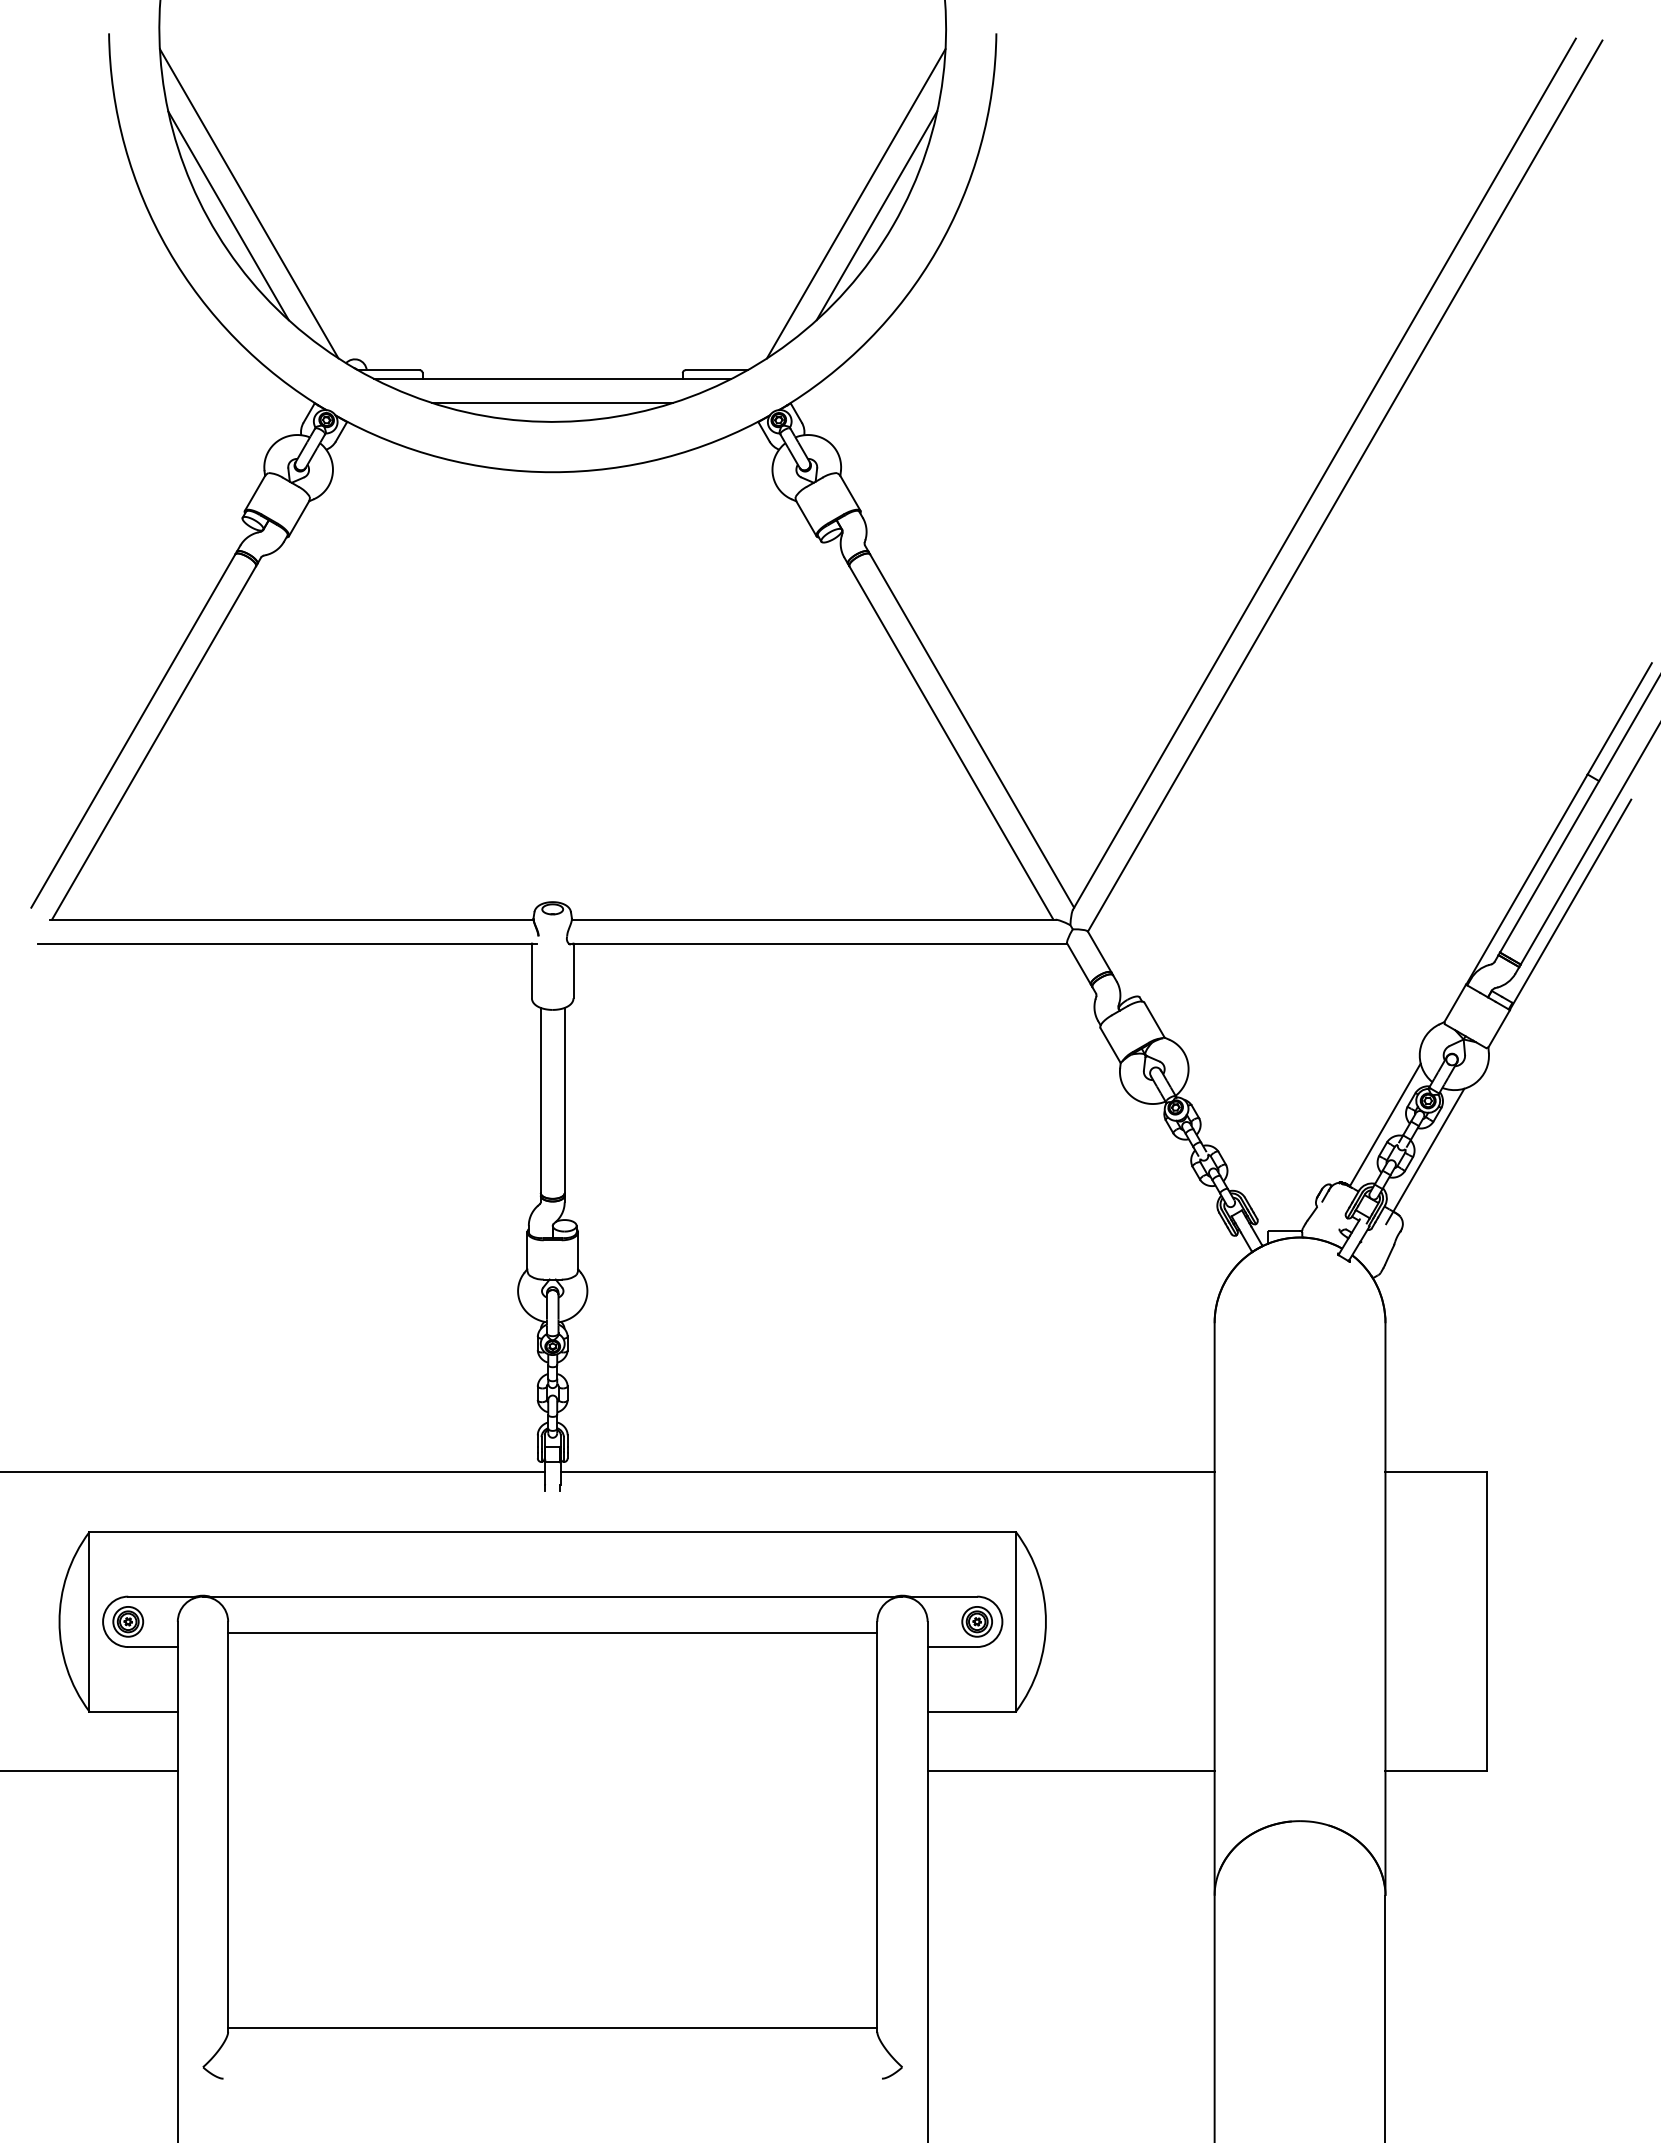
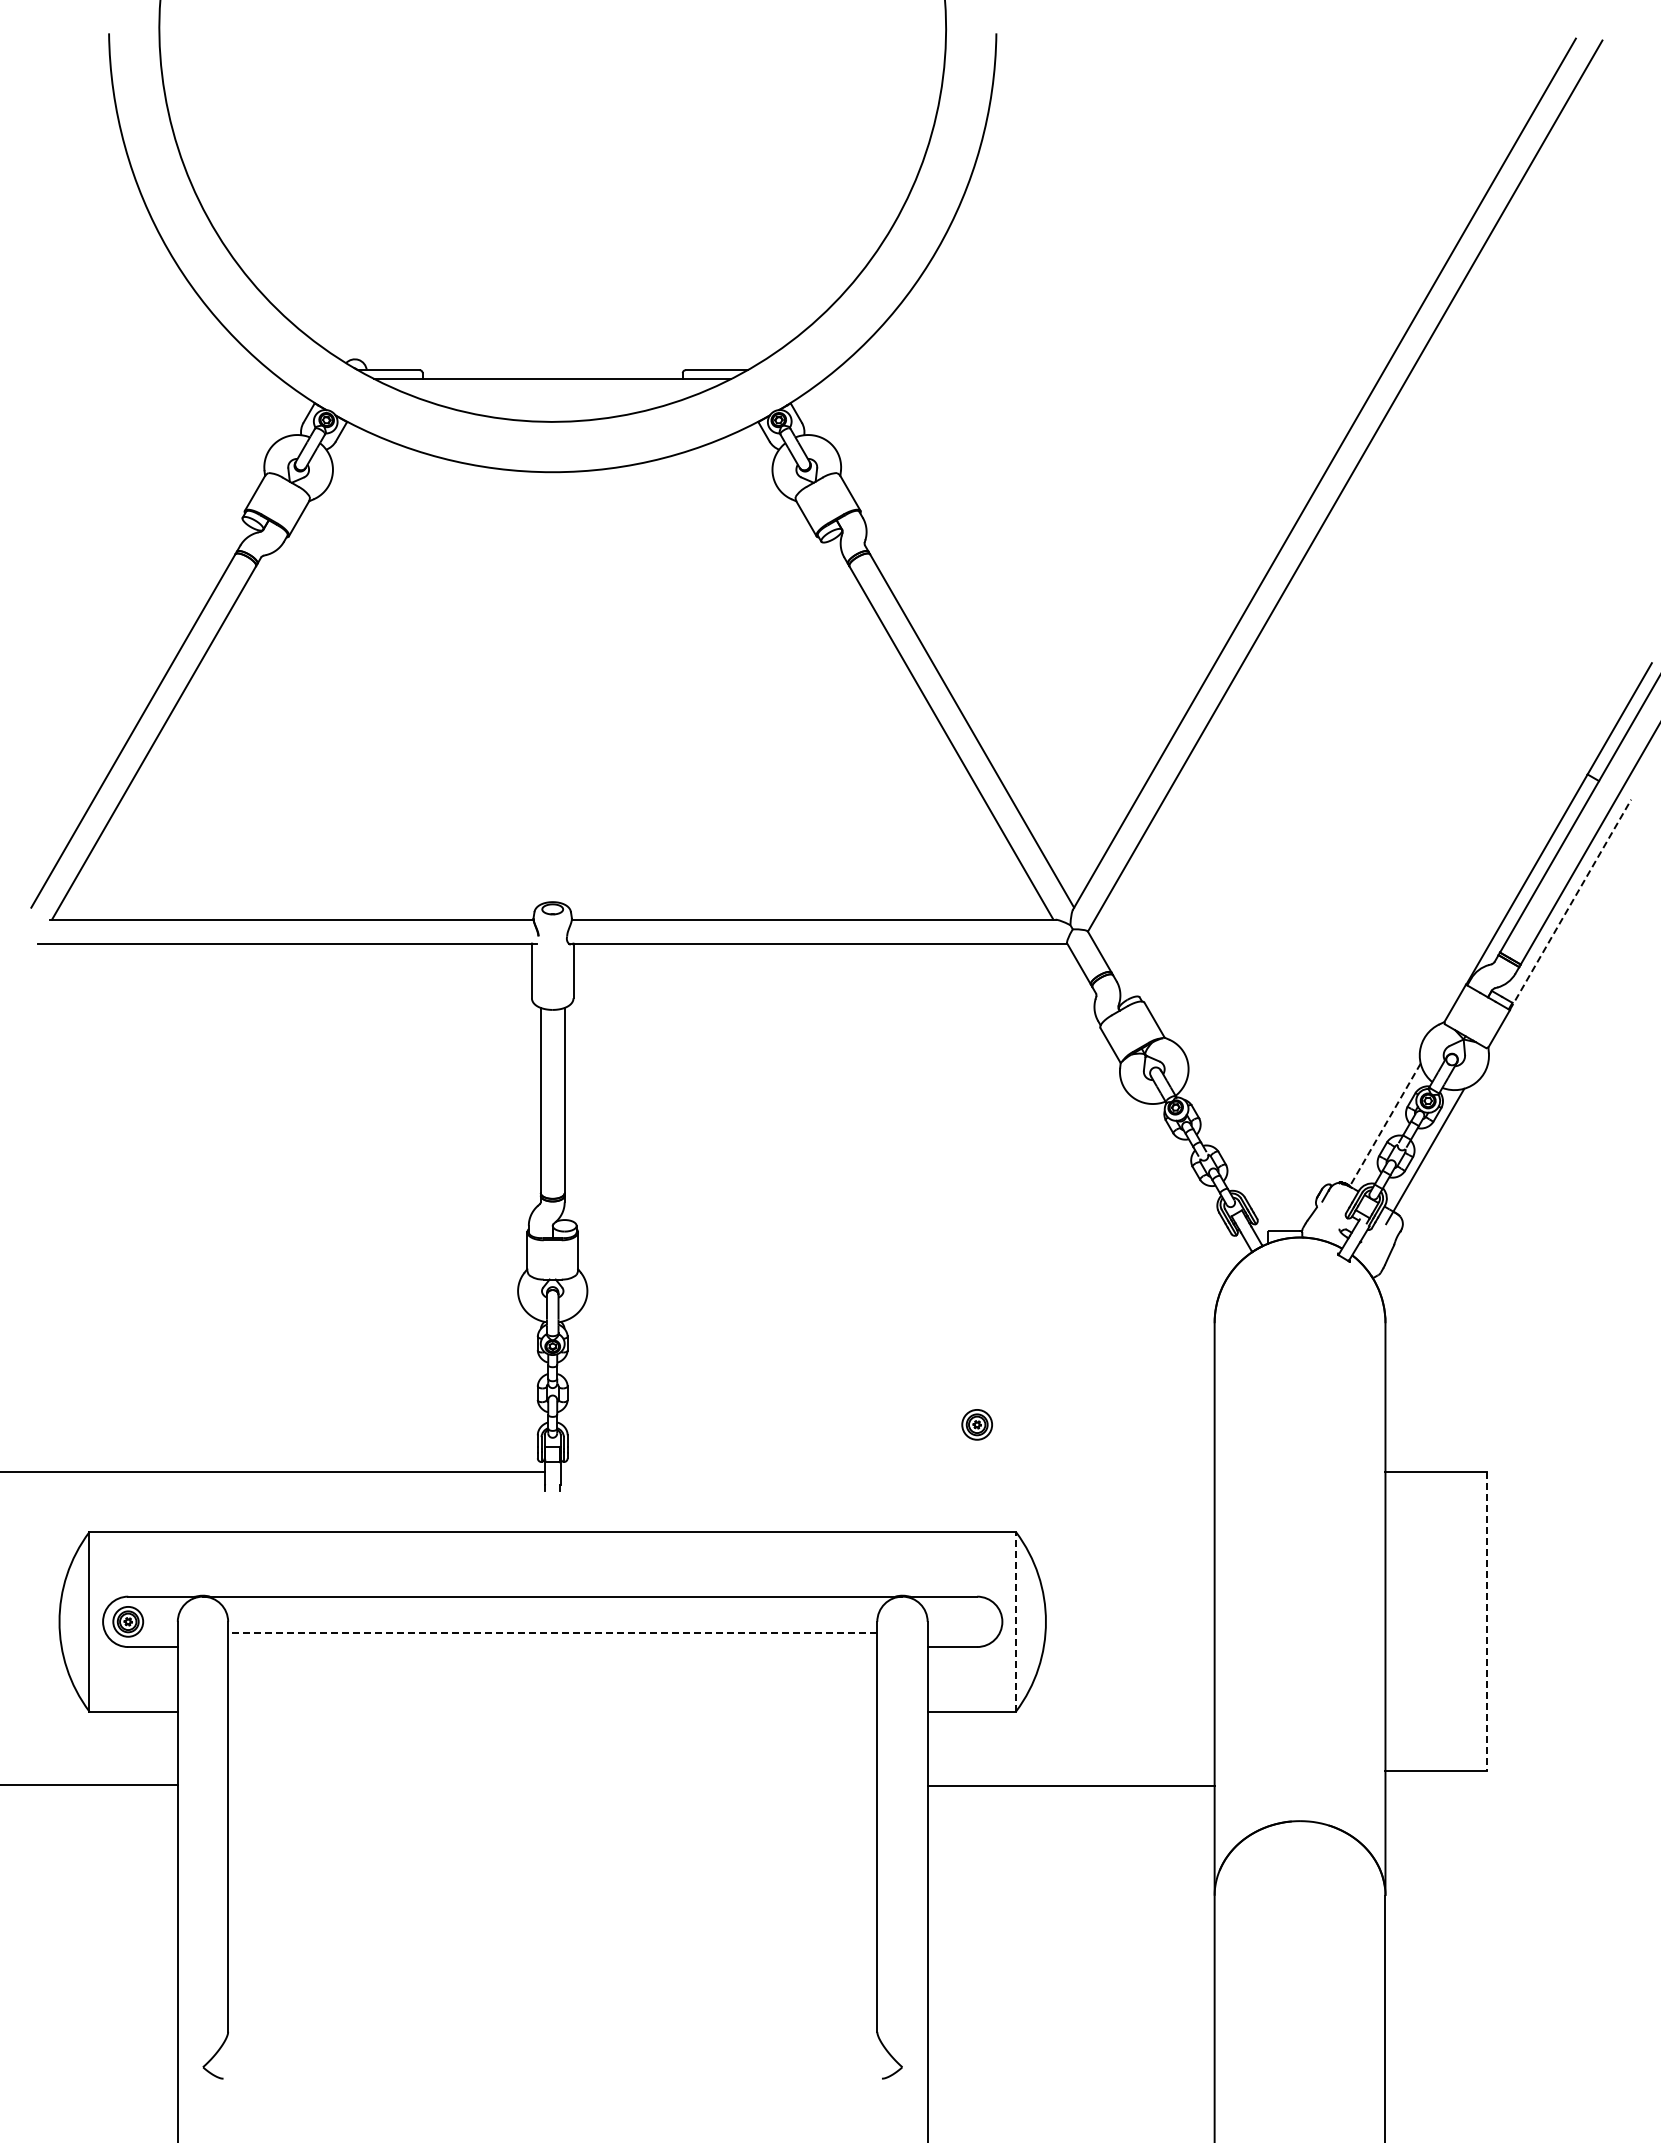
line: present -> none (248, 203)
line: present -> none (856, 203)
line: present -> none (228, 215)
line: present -> none (876, 215)
line: present -> none (552, 402)
line: solid -> dashed (1570, 904)
line: solid -> dashed (1385, 1125)
line: present -> none (887, 1472)
part position: (976, 1621) -> (976, 1424) (976, 1424)
line: solid -> dashed (1016, 1621)
line: solid -> dashed (1486, 1622)
line: solid -> dashed (552, 1633)
line position: (89, 1771) -> (89, 1785) (89, 1785)
line position: (1070, 1771) -> (1070, 1786) (1070, 1786)
line: present -> none (552, 2028)
